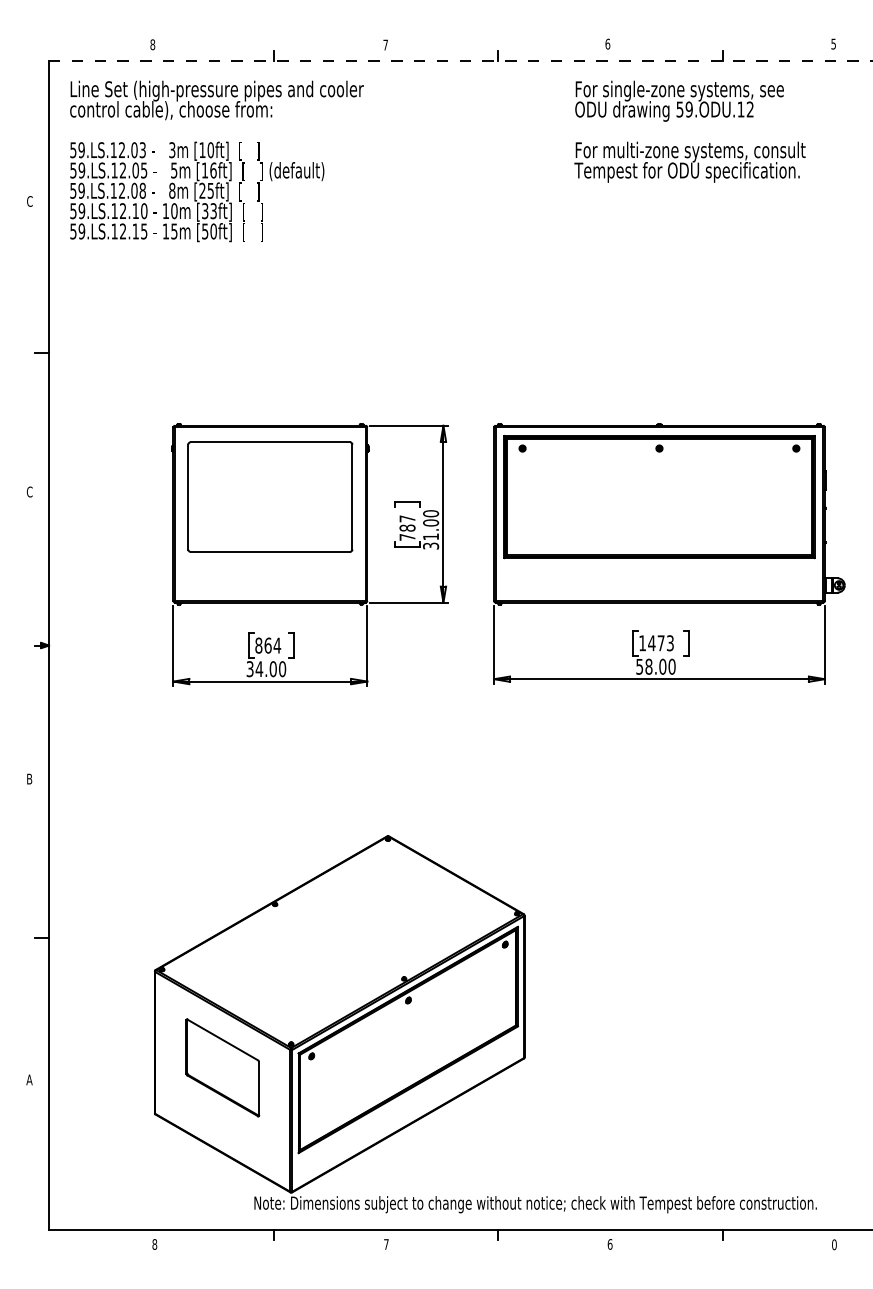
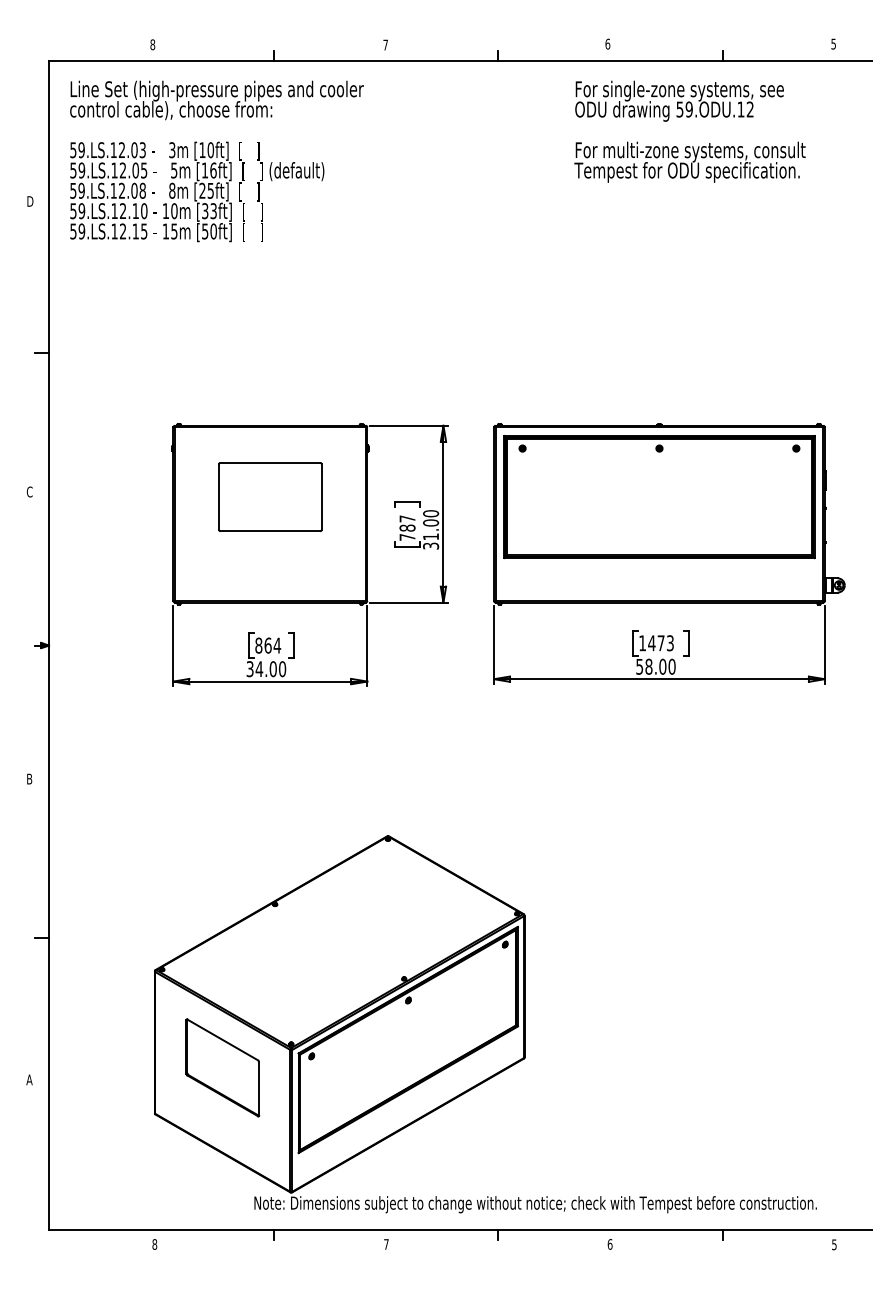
line: dashed -> solid (460, 61)
text: C -> D (30, 201)
part size: 167x112 px -> 105x70 px (270, 496)
text: 0 -> 5 (834, 1244)
